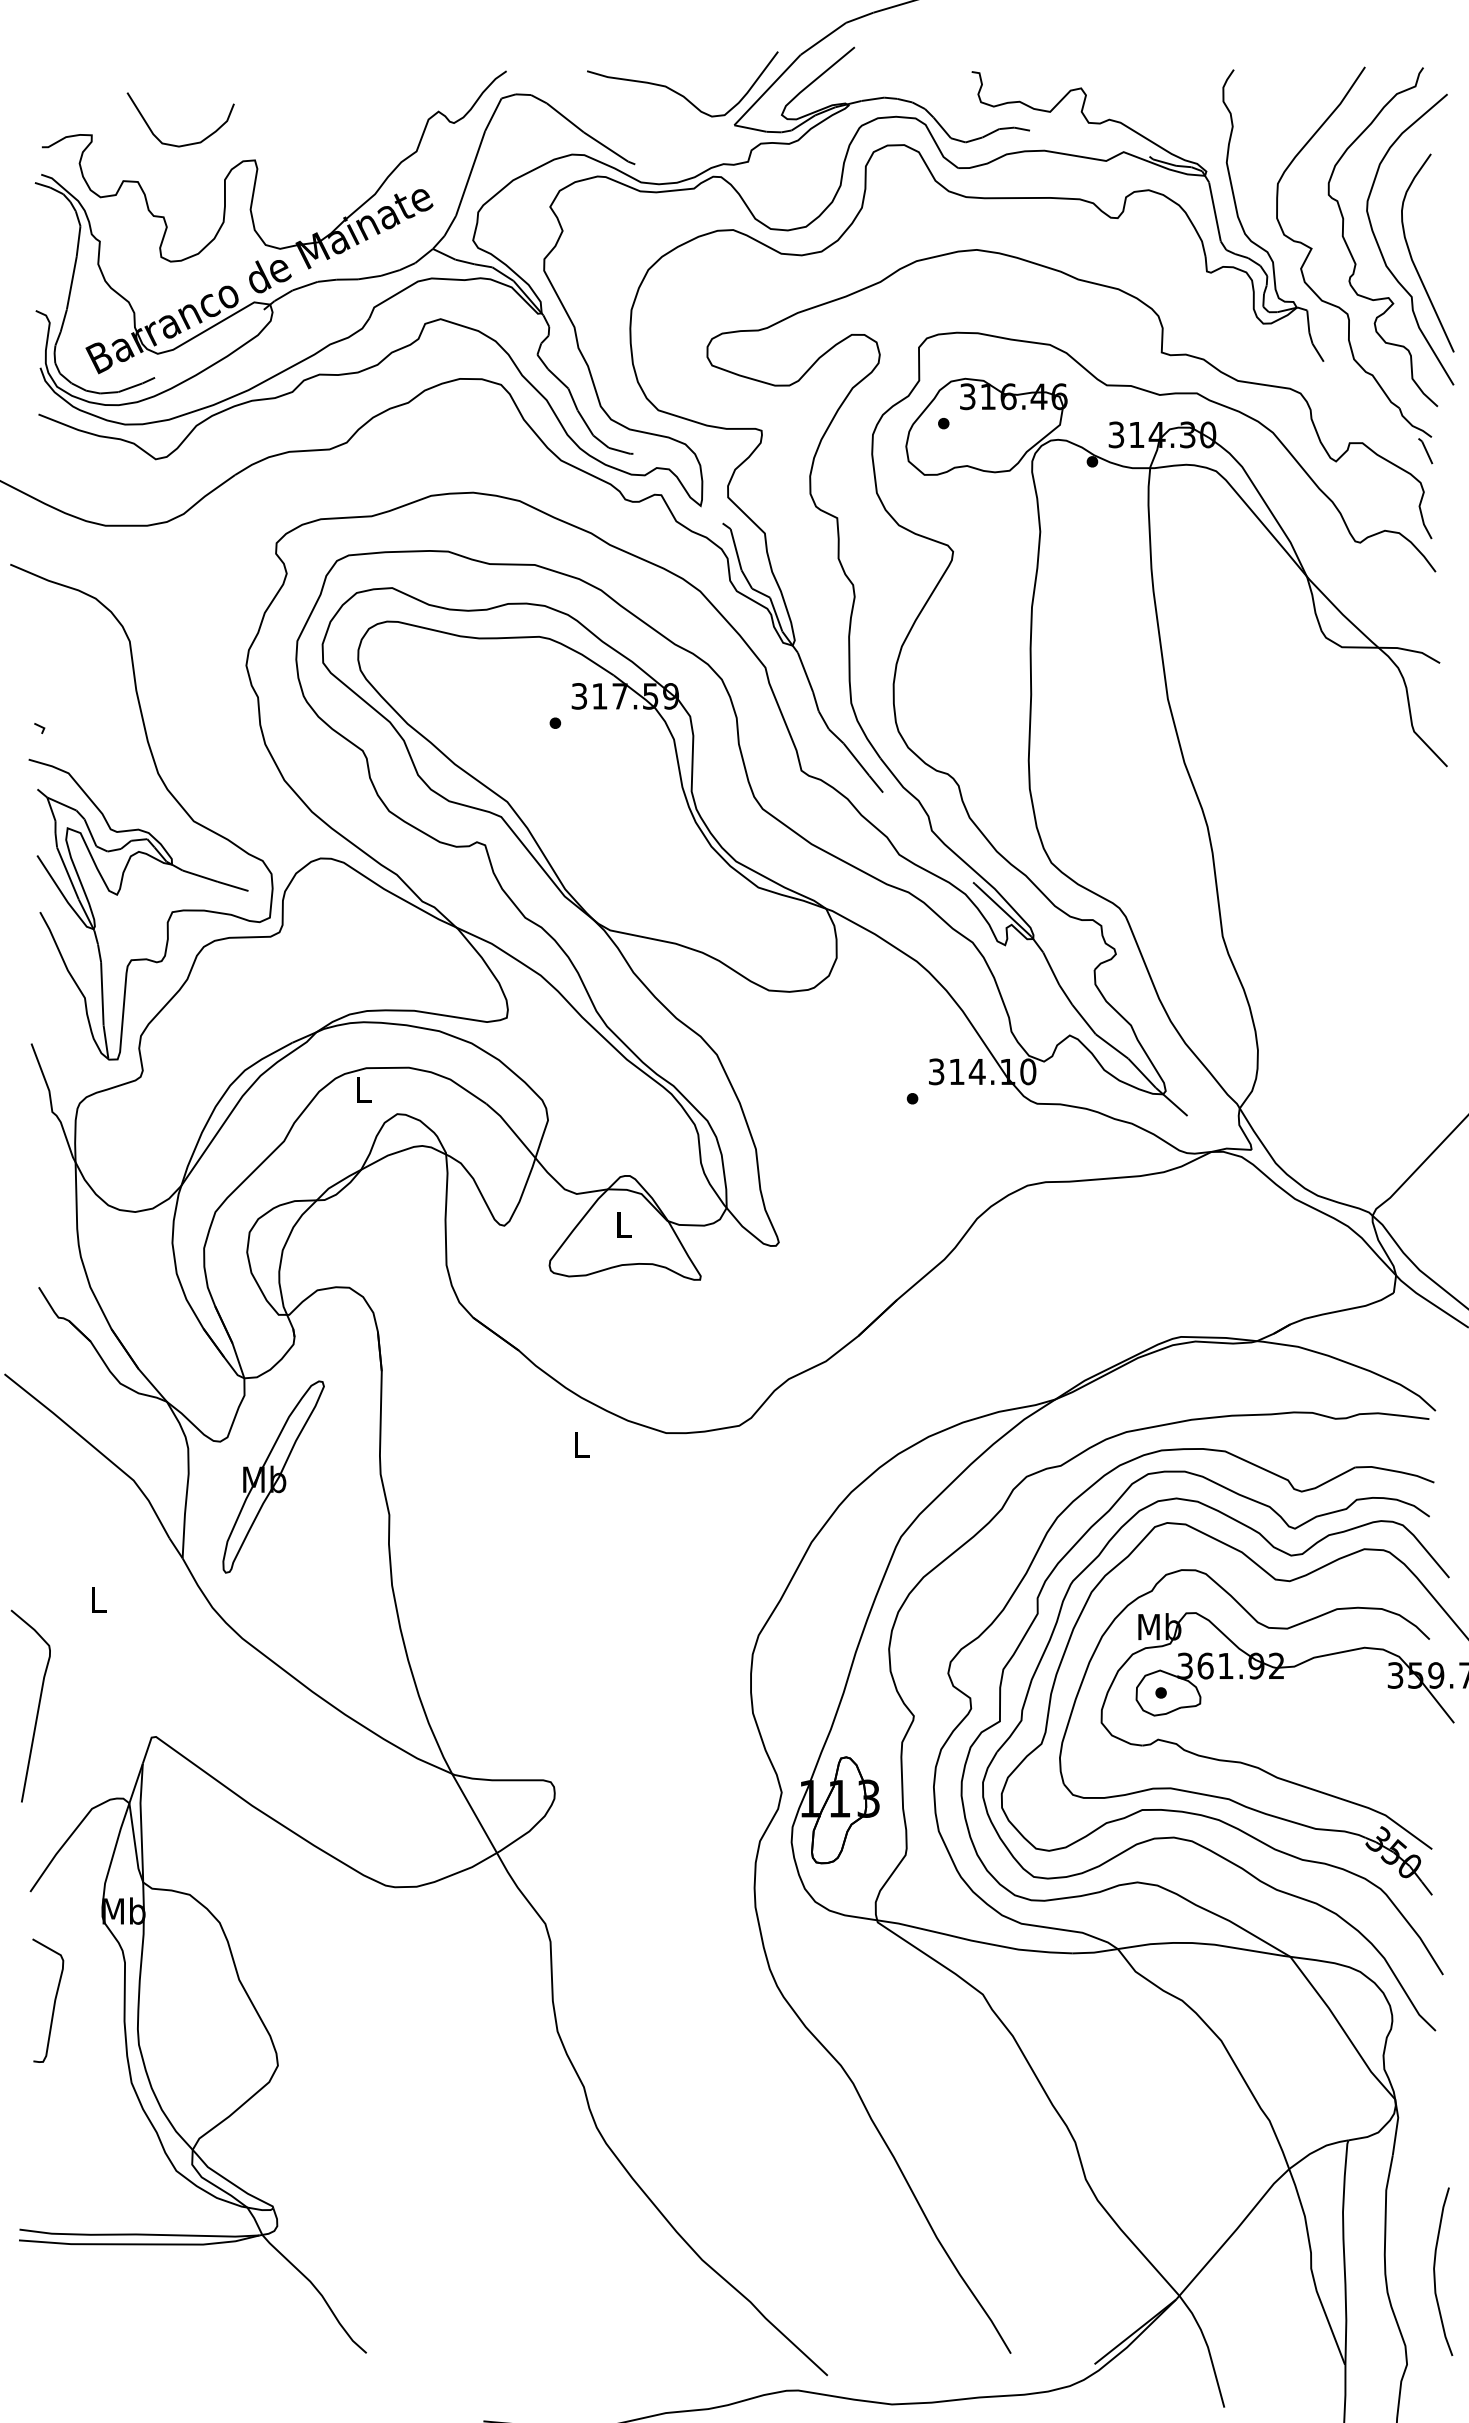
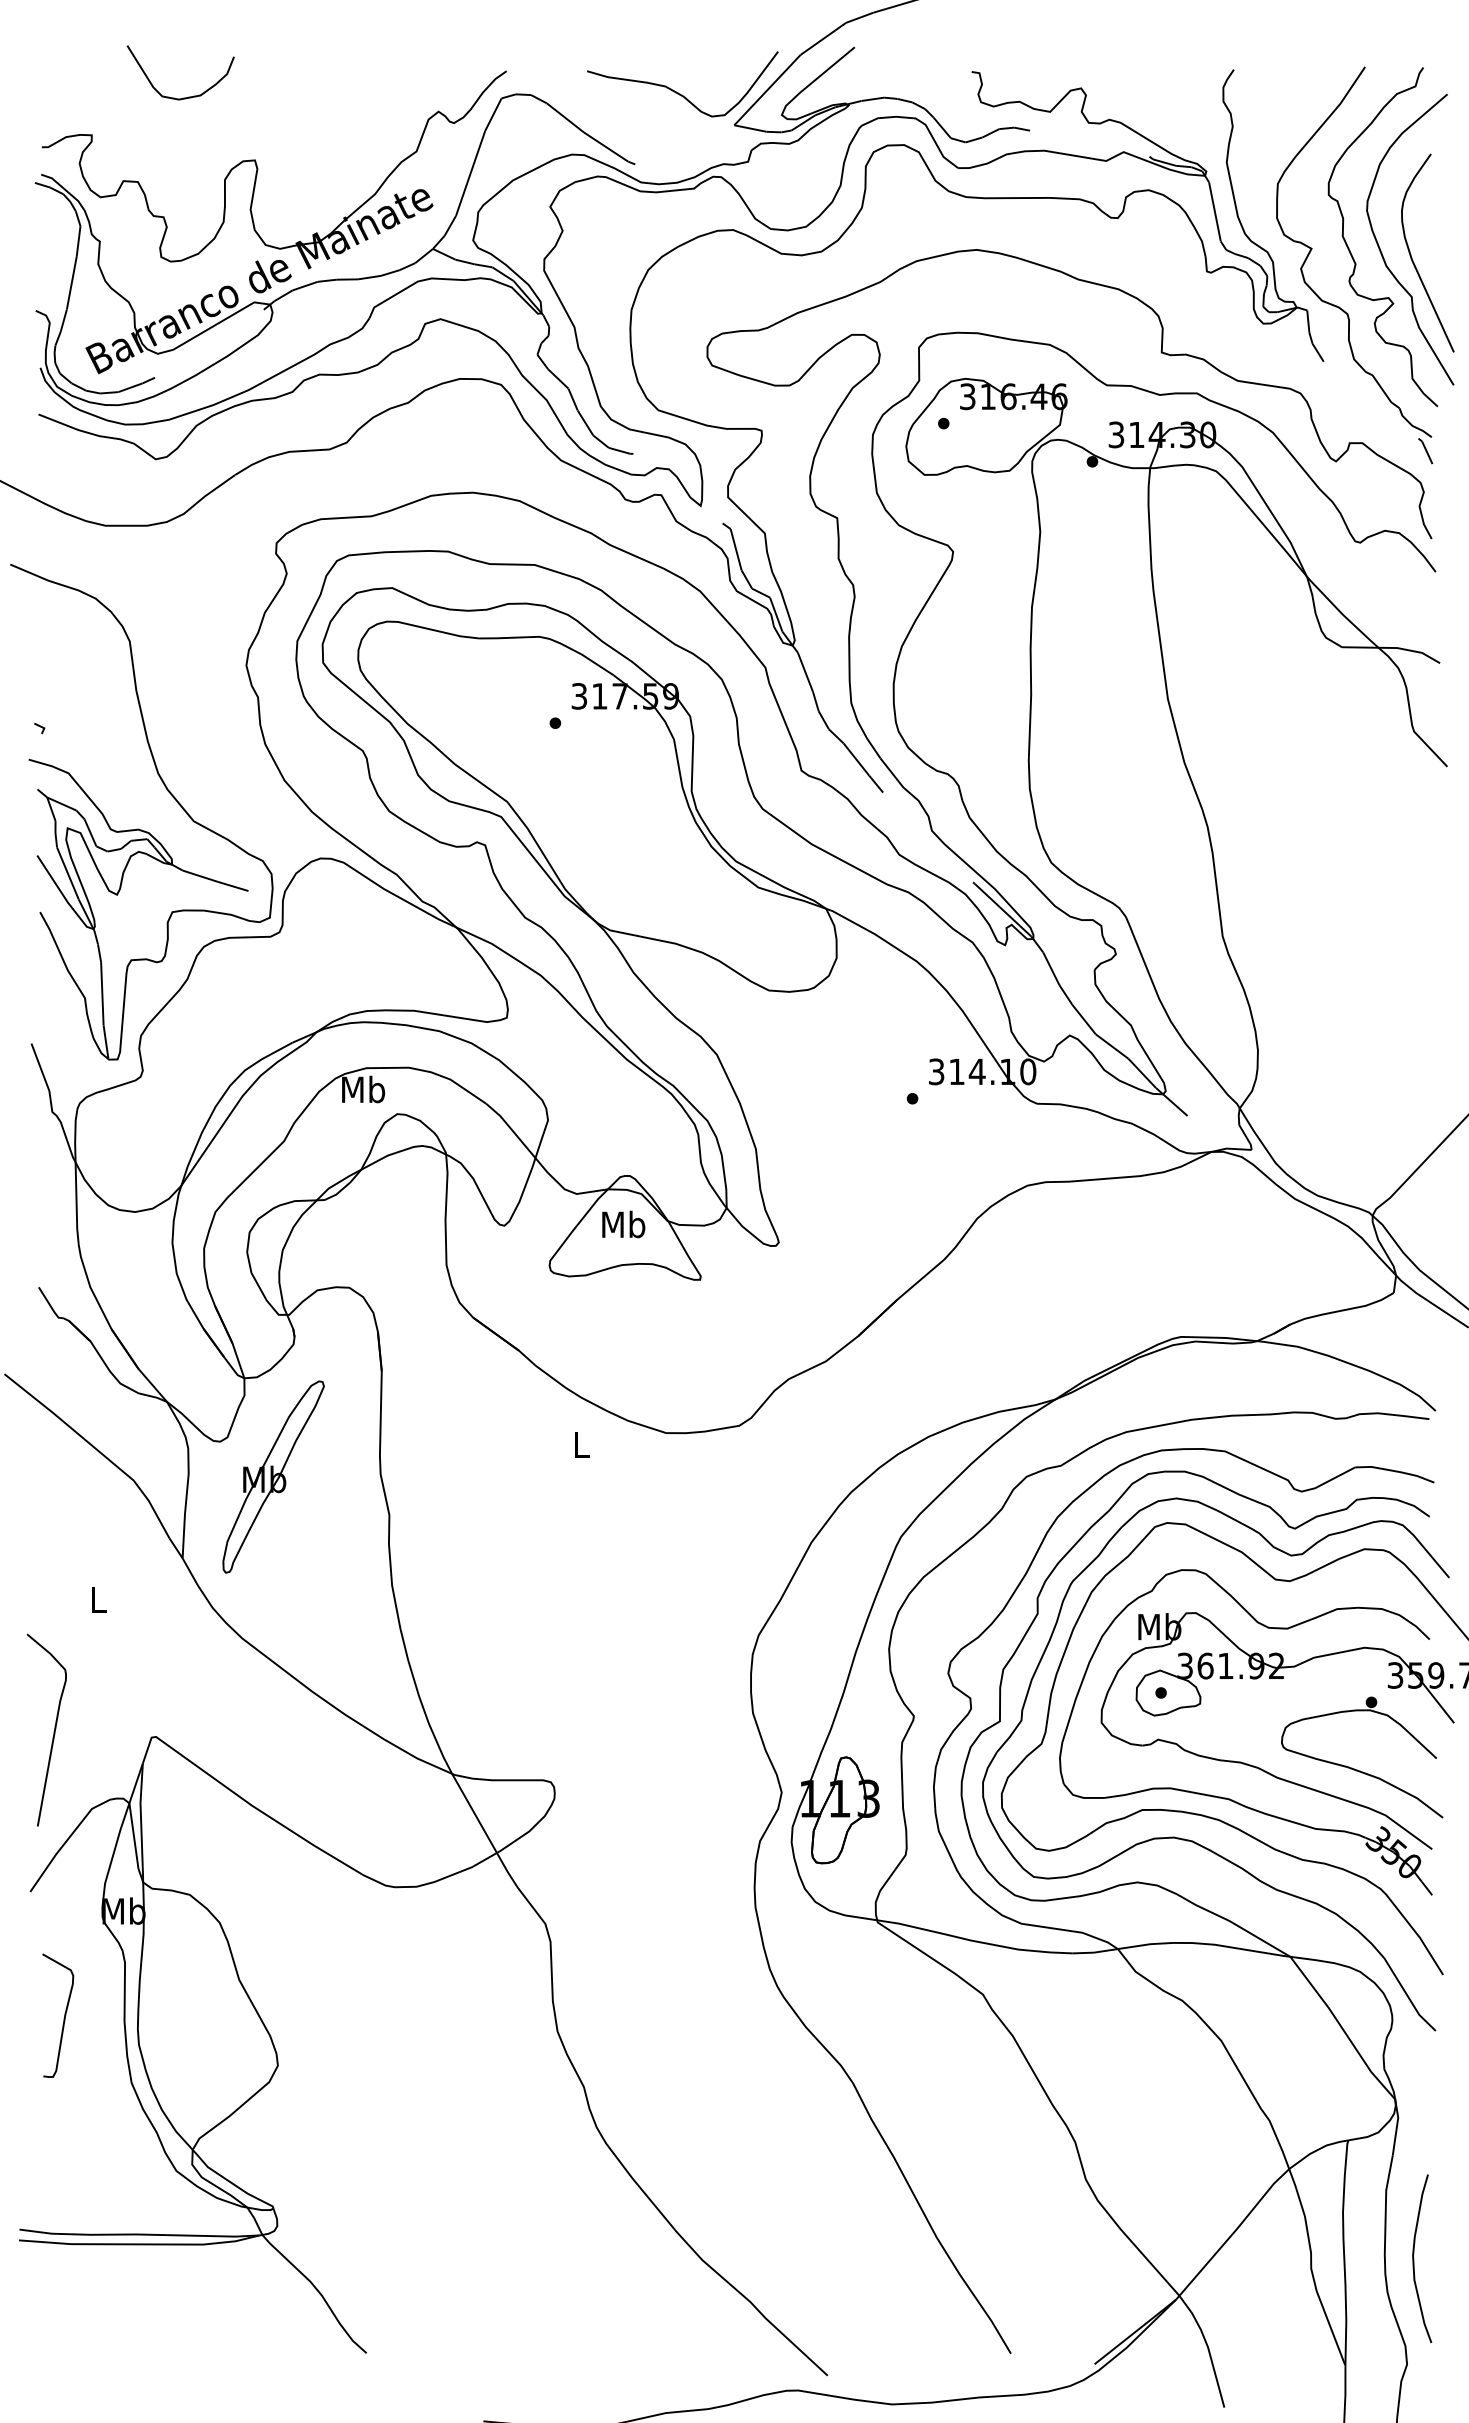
curve position: (183, 144) -> (183, 97) (183, 97)
text: L -> Mb (363, 1089)
text: L -> Mb (623, 1224)
curve position: (37, 1707) -> (53, 1731) (53, 1731)
part: none -> present (1357, 1769)
curve position: (53, 2003) -> (63, 2018) (63, 2018)
curve position: (1435, 2271) -> (1414, 2258) (1414, 2258)
